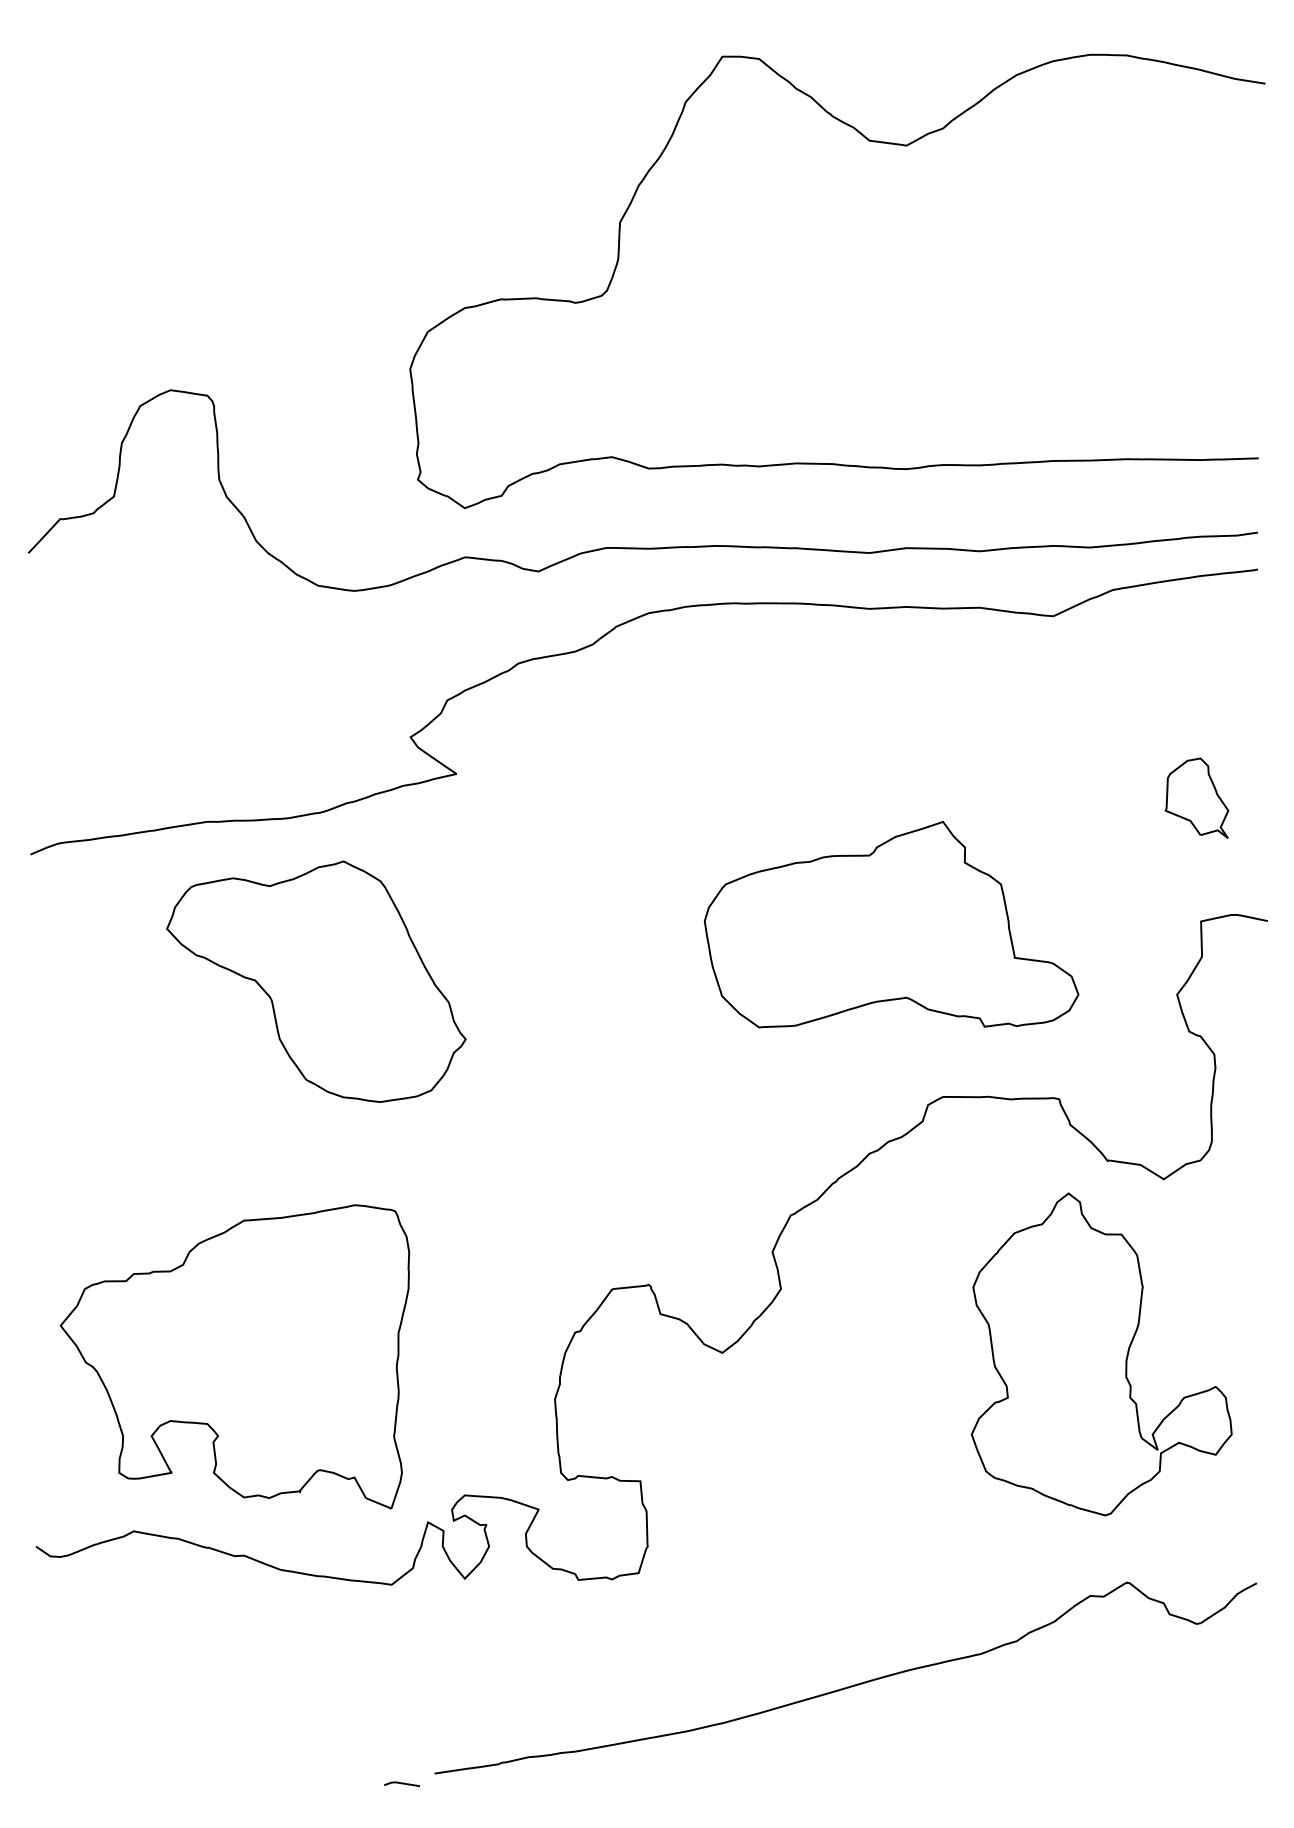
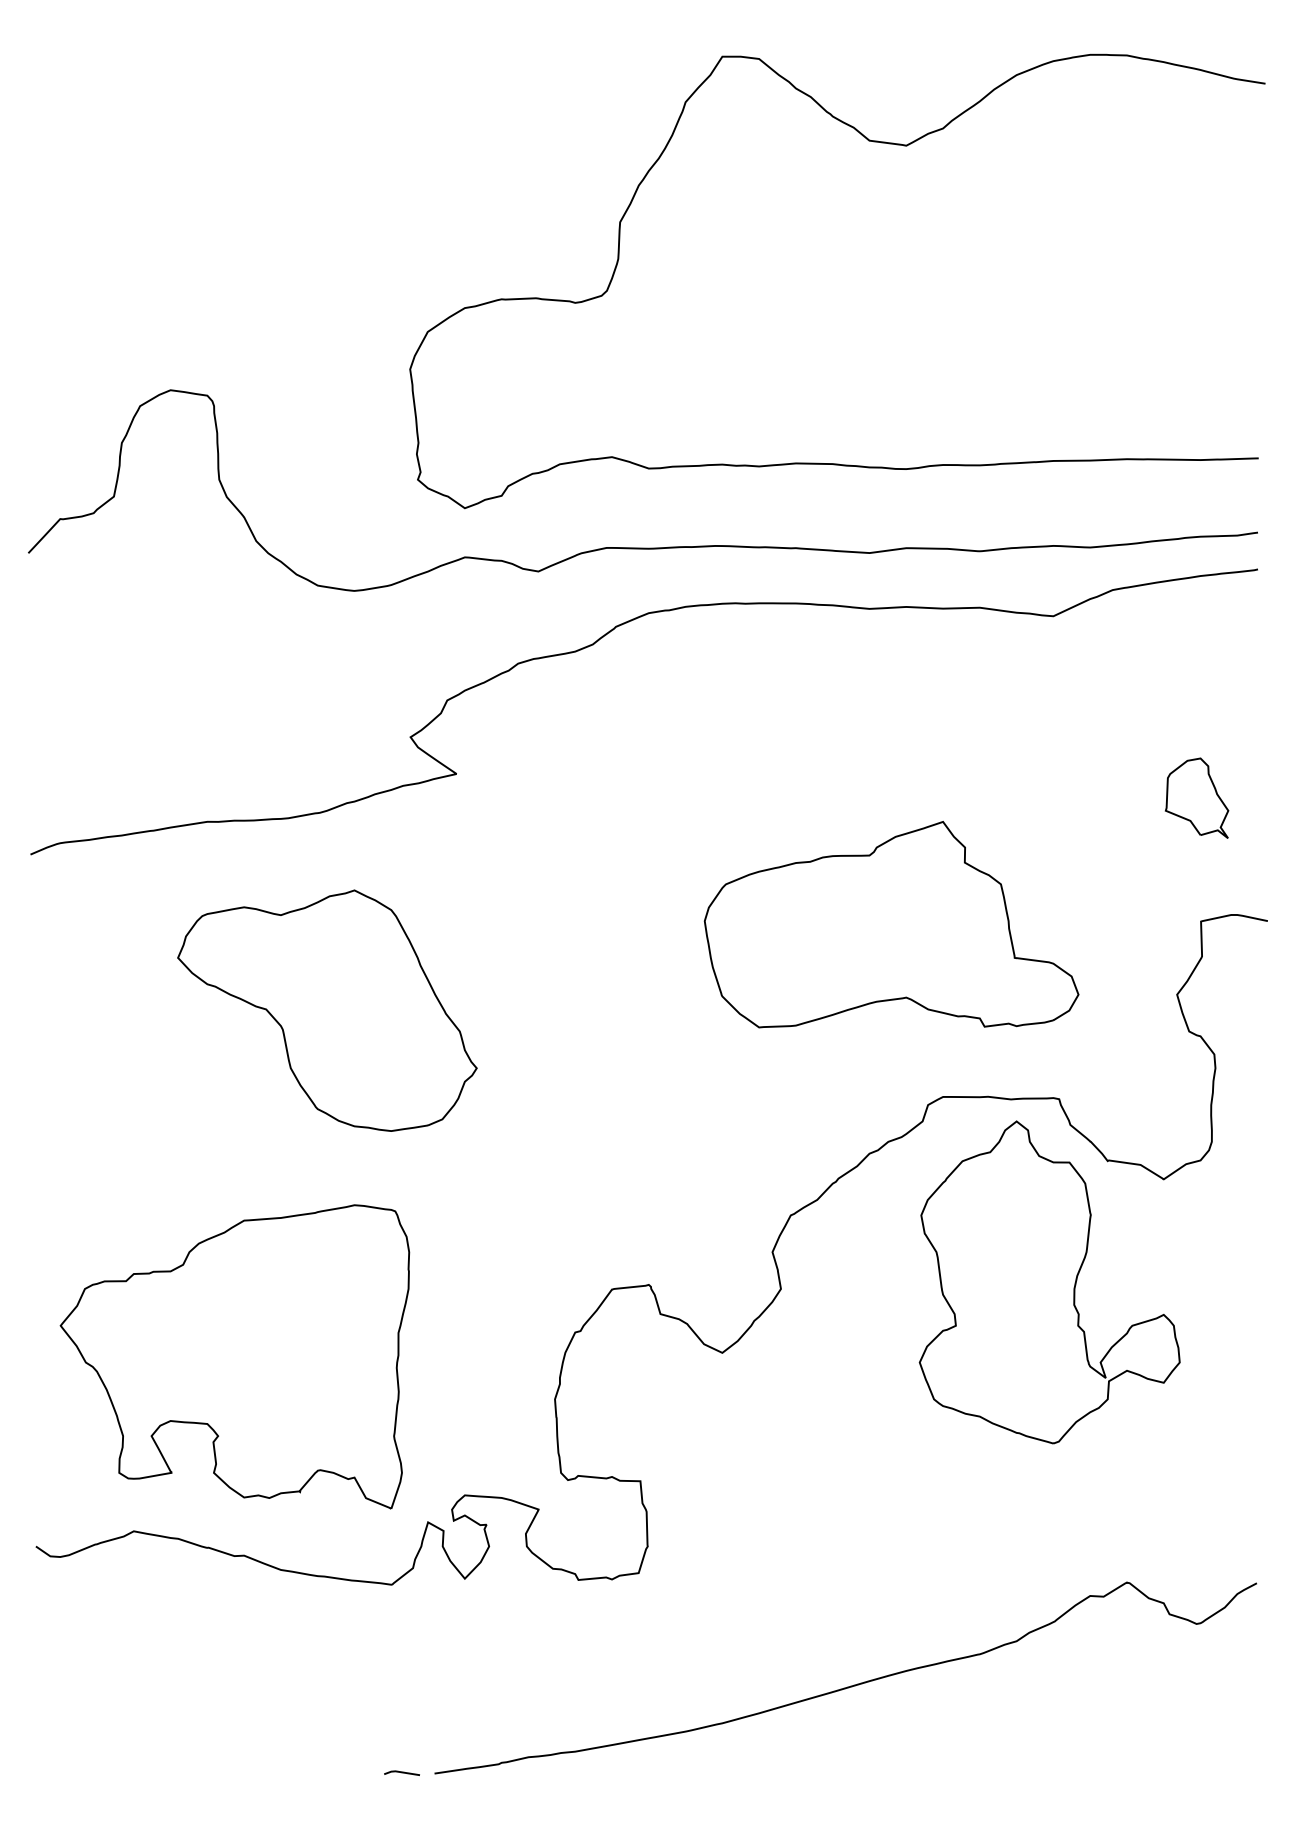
part position: (316, 981) -> (327, 1010) (327, 1010)
part position: (1101, 1354) -> (1049, 1282) (1049, 1282)
line position: (401, 1783) -> (401, 1772) (401, 1772)
